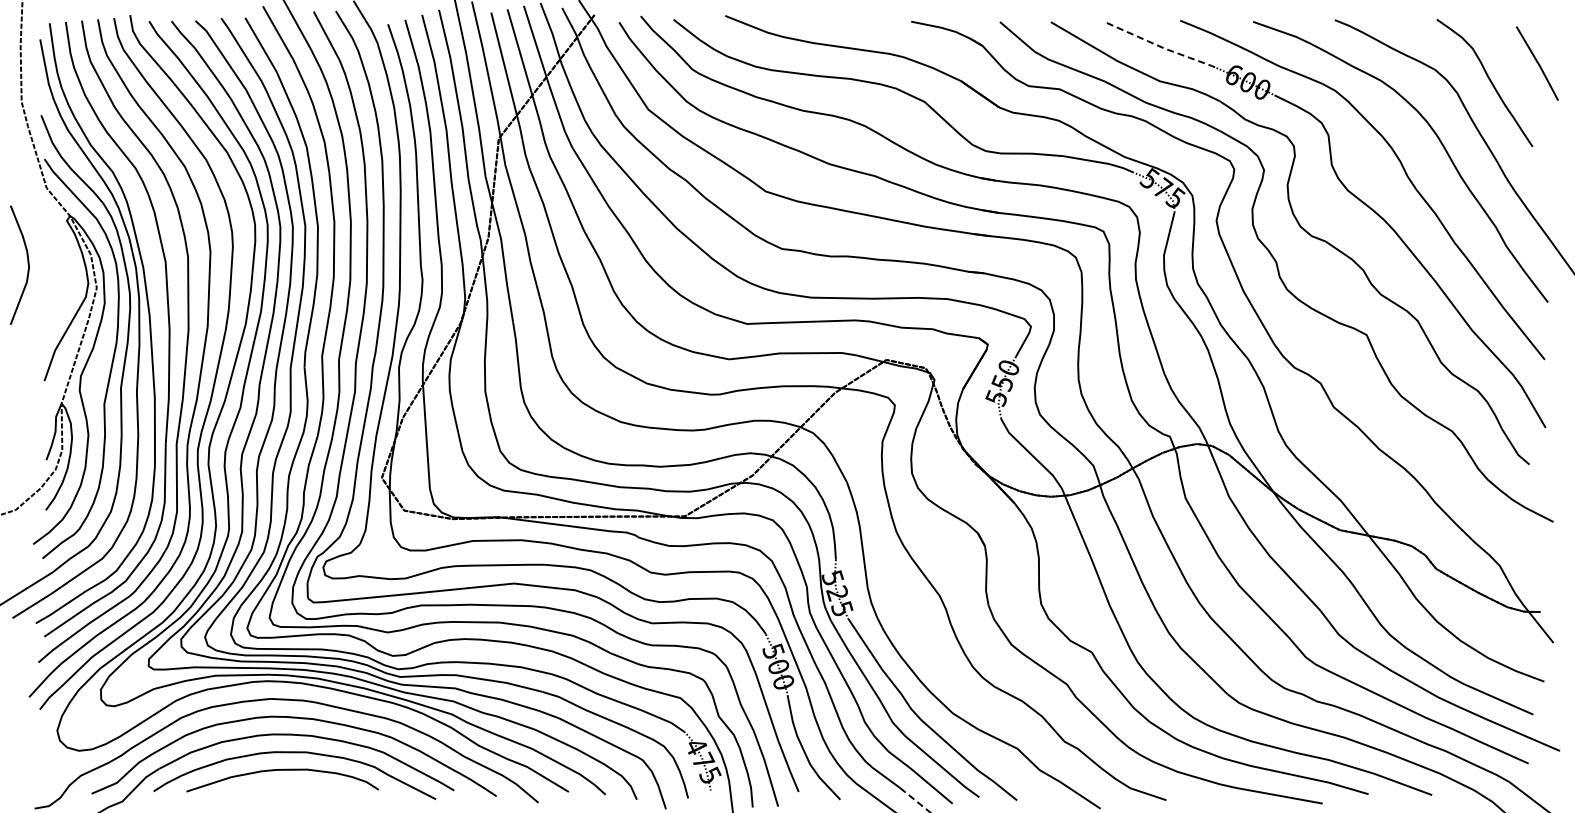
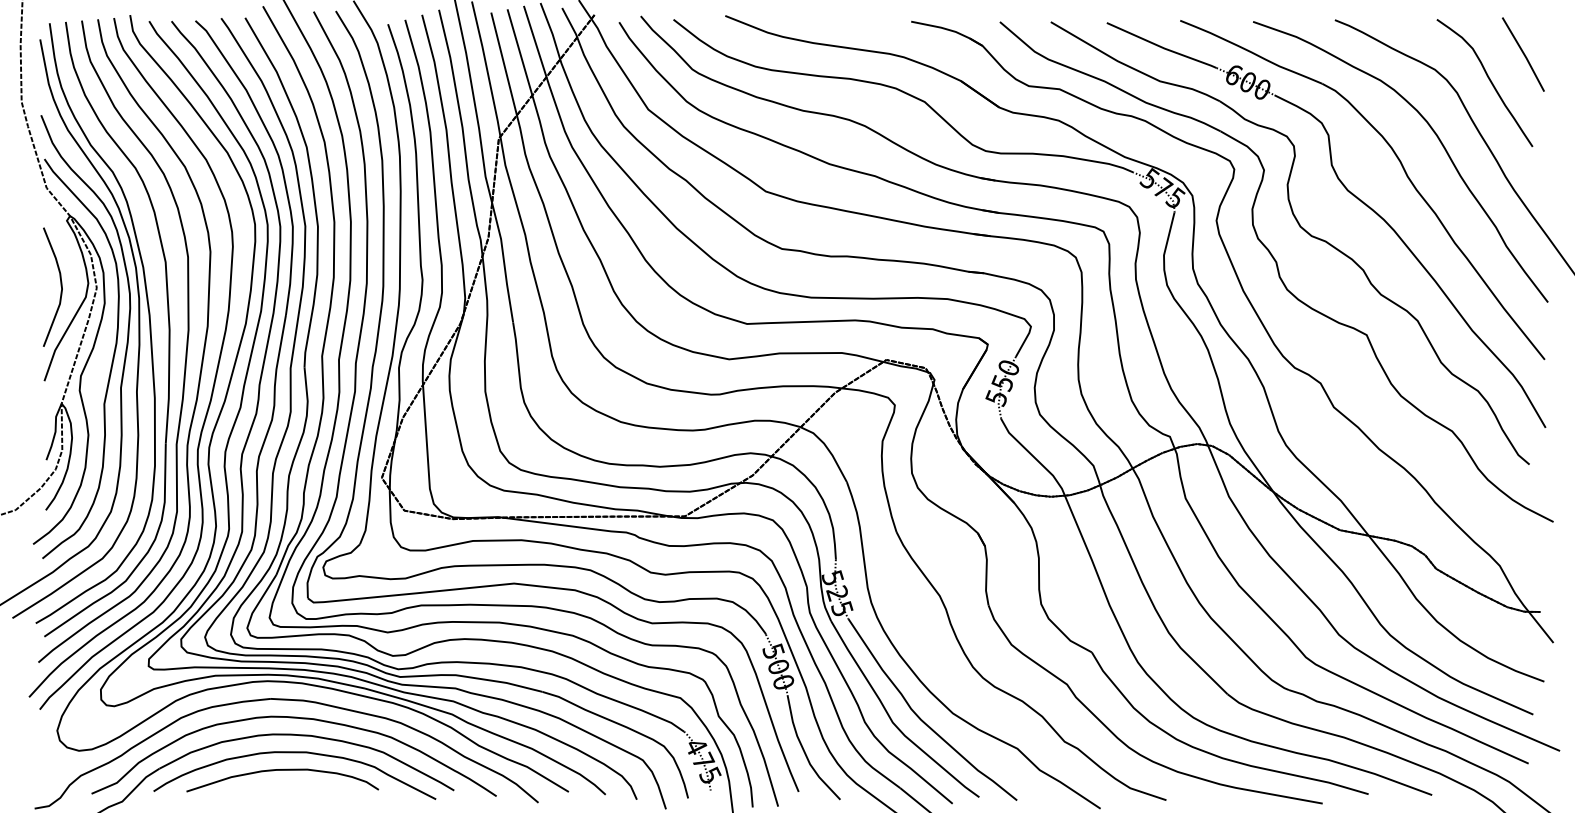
line: dashed -> solid (1161, 47)
line position: (1536, 62) -> (1522, 53) (1522, 53)
curve position: (27, 264) -> (60, 286) (60, 286)
line: dashed -> solid (915, 800)
